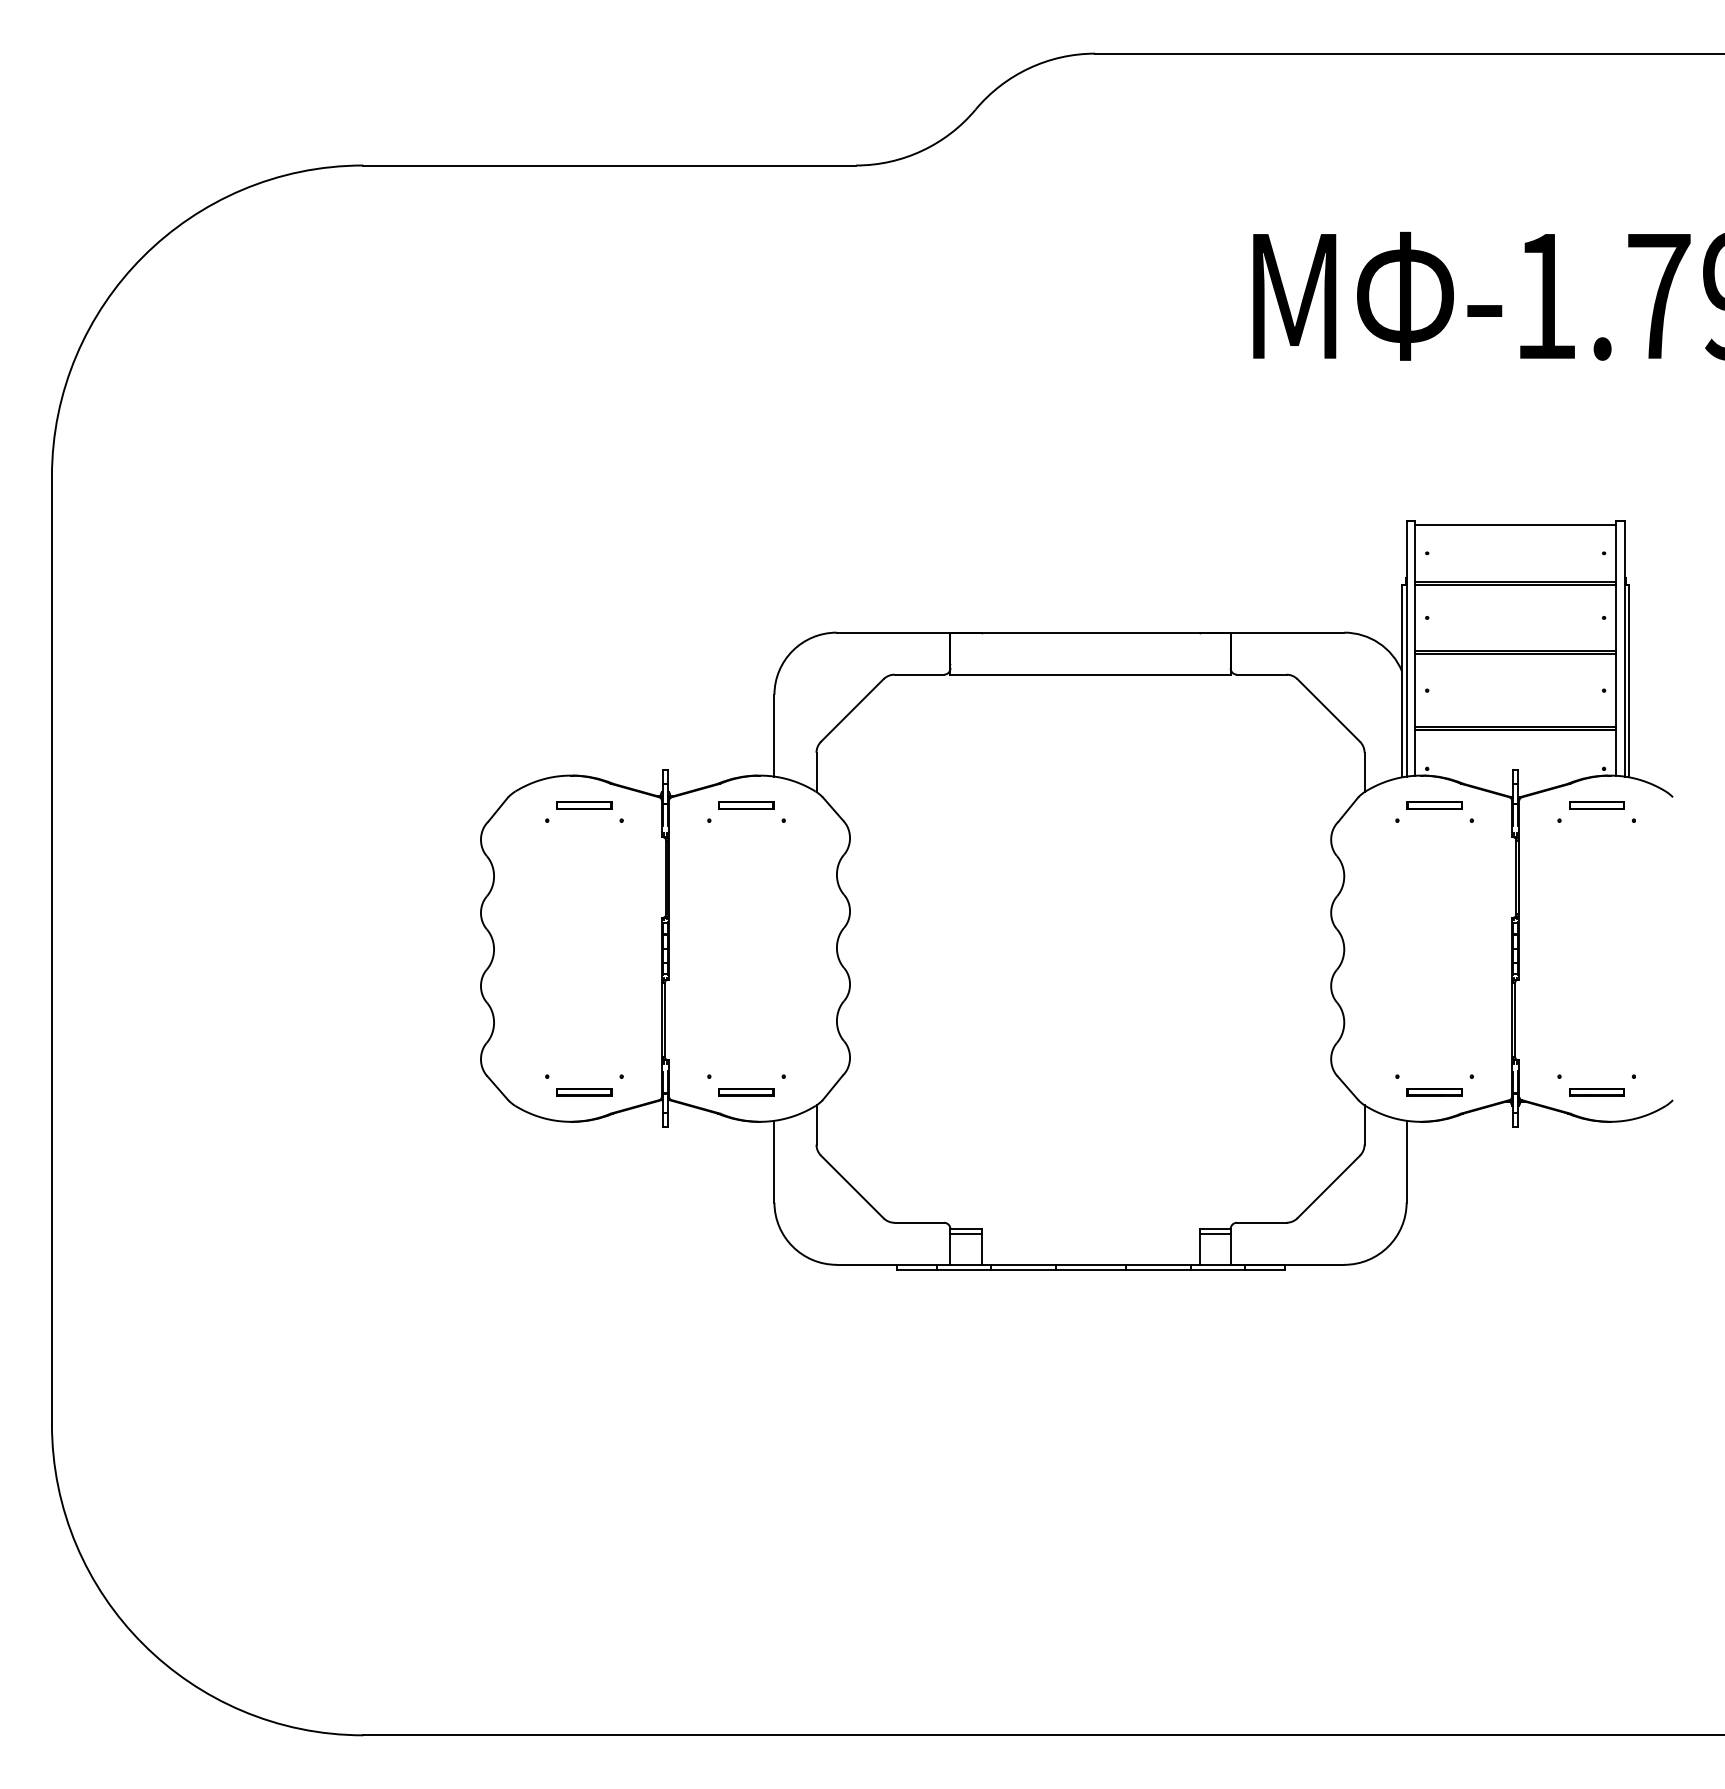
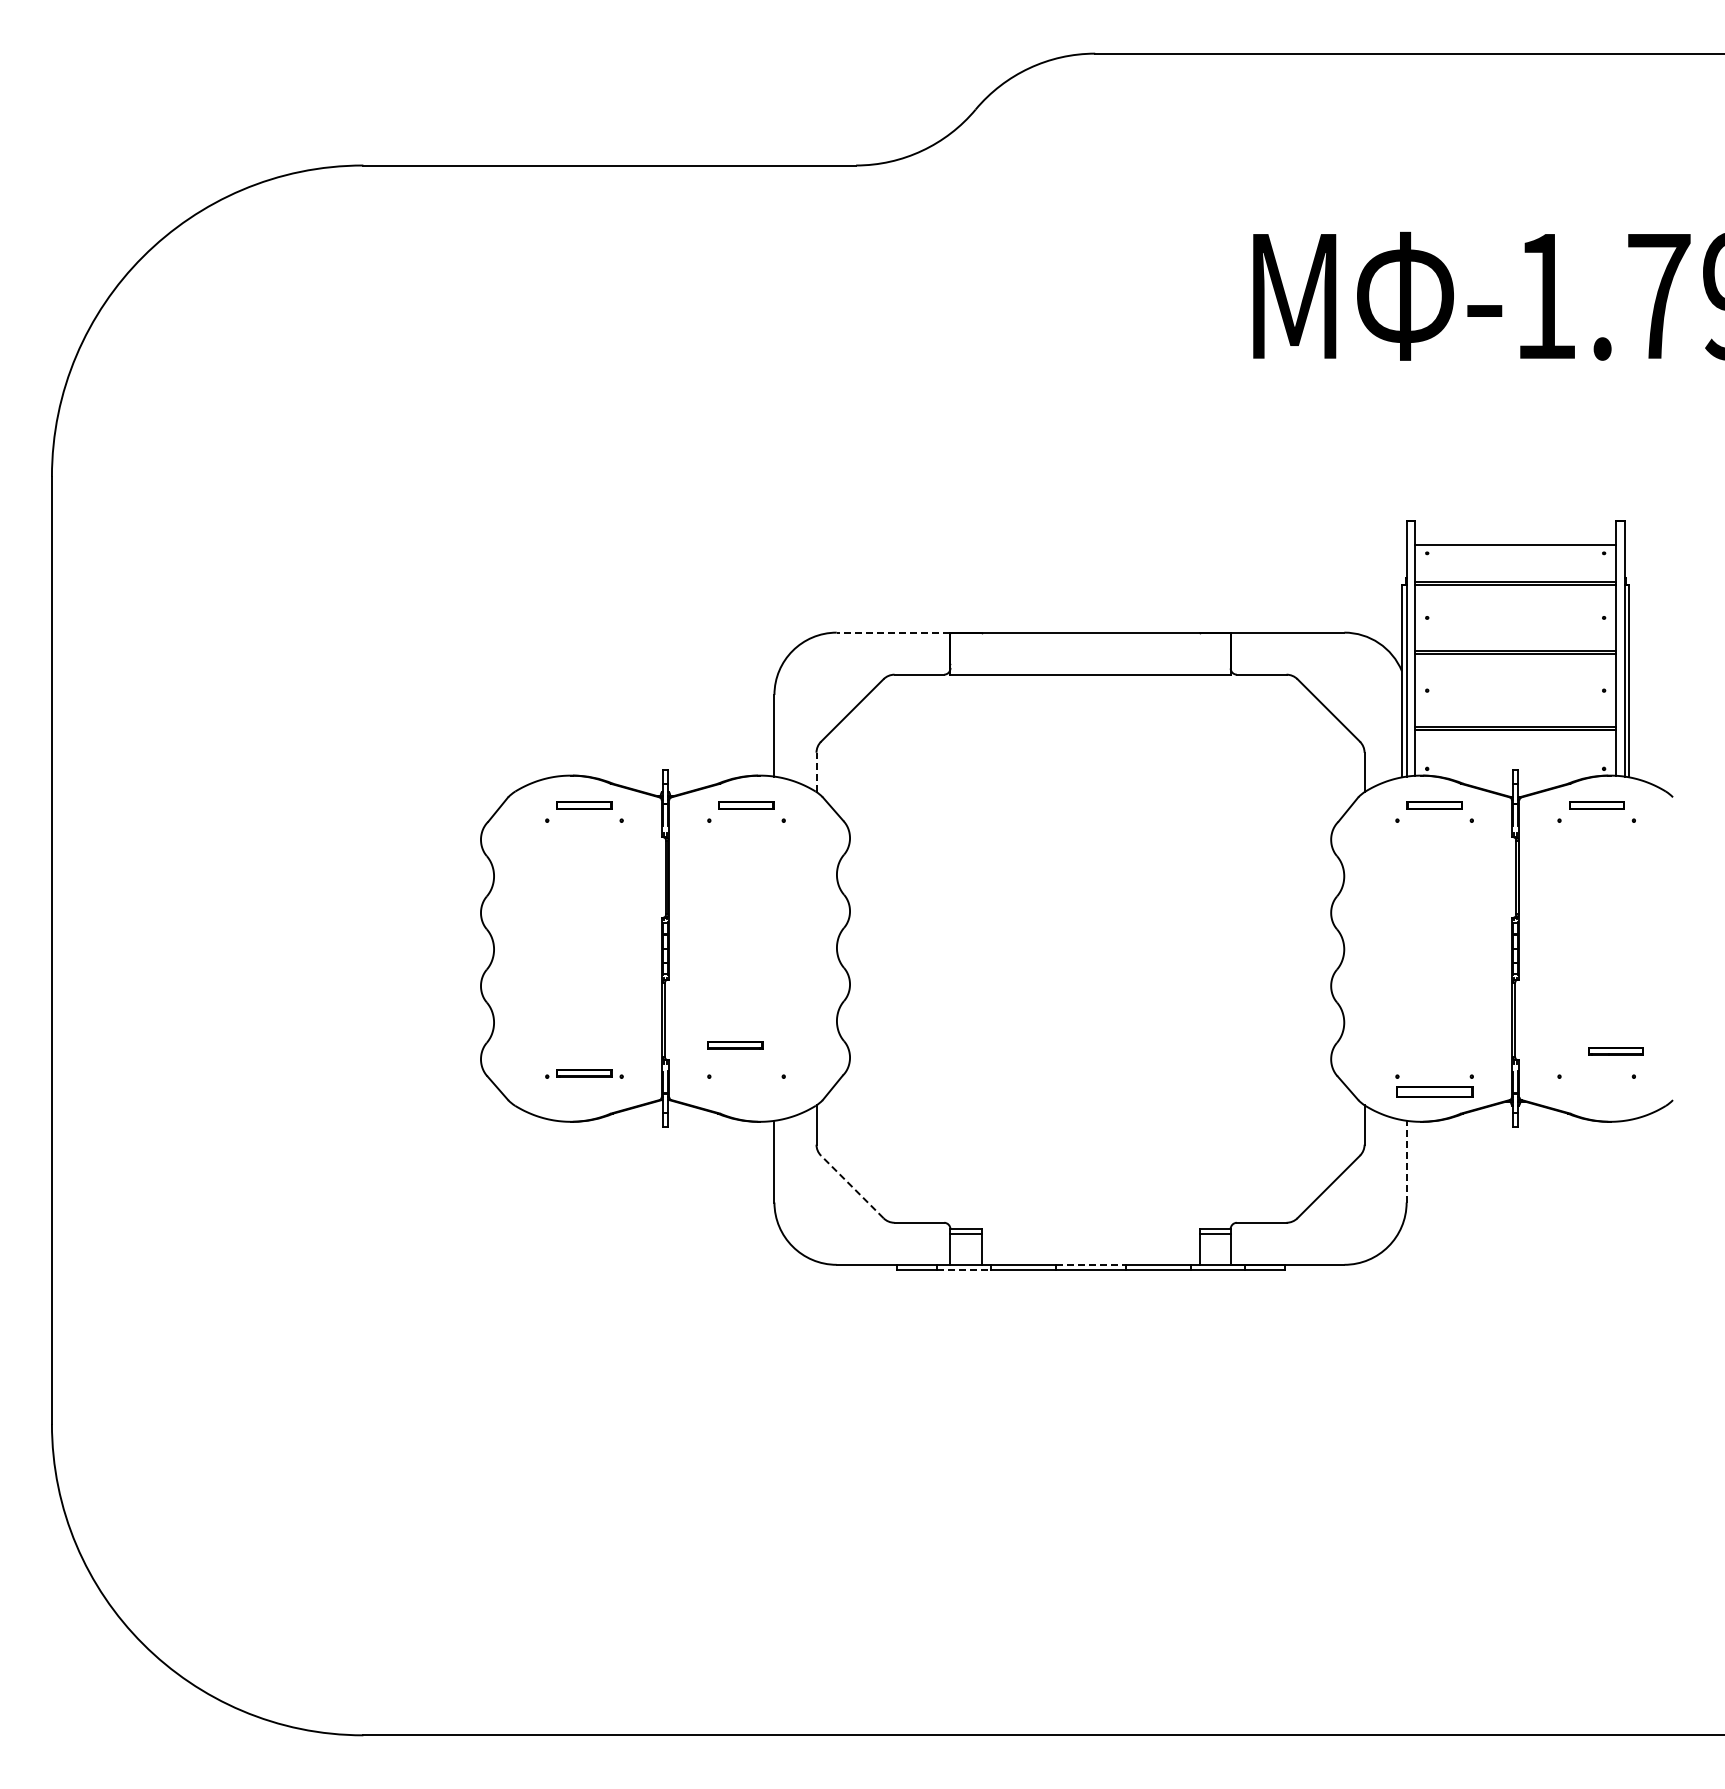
line position: (1515, 524) -> (1515, 544) (1515, 544)
line: solid -> dashed (893, 632)
line: solid -> dashed (816, 772)
part position: (584, 1092) -> (584, 1073) (584, 1073)
part position: (746, 1092) -> (735, 1045) (735, 1045)
part size: 57x9 px -> 78x12 px (1434, 1091)
part position: (1596, 1092) -> (1615, 1051) (1615, 1051)
line: solid -> dashed (1406, 1161)
line: solid -> dashed (851, 1186)
line: solid -> dashed (1090, 1264)
line: solid -> dashed (964, 1269)
